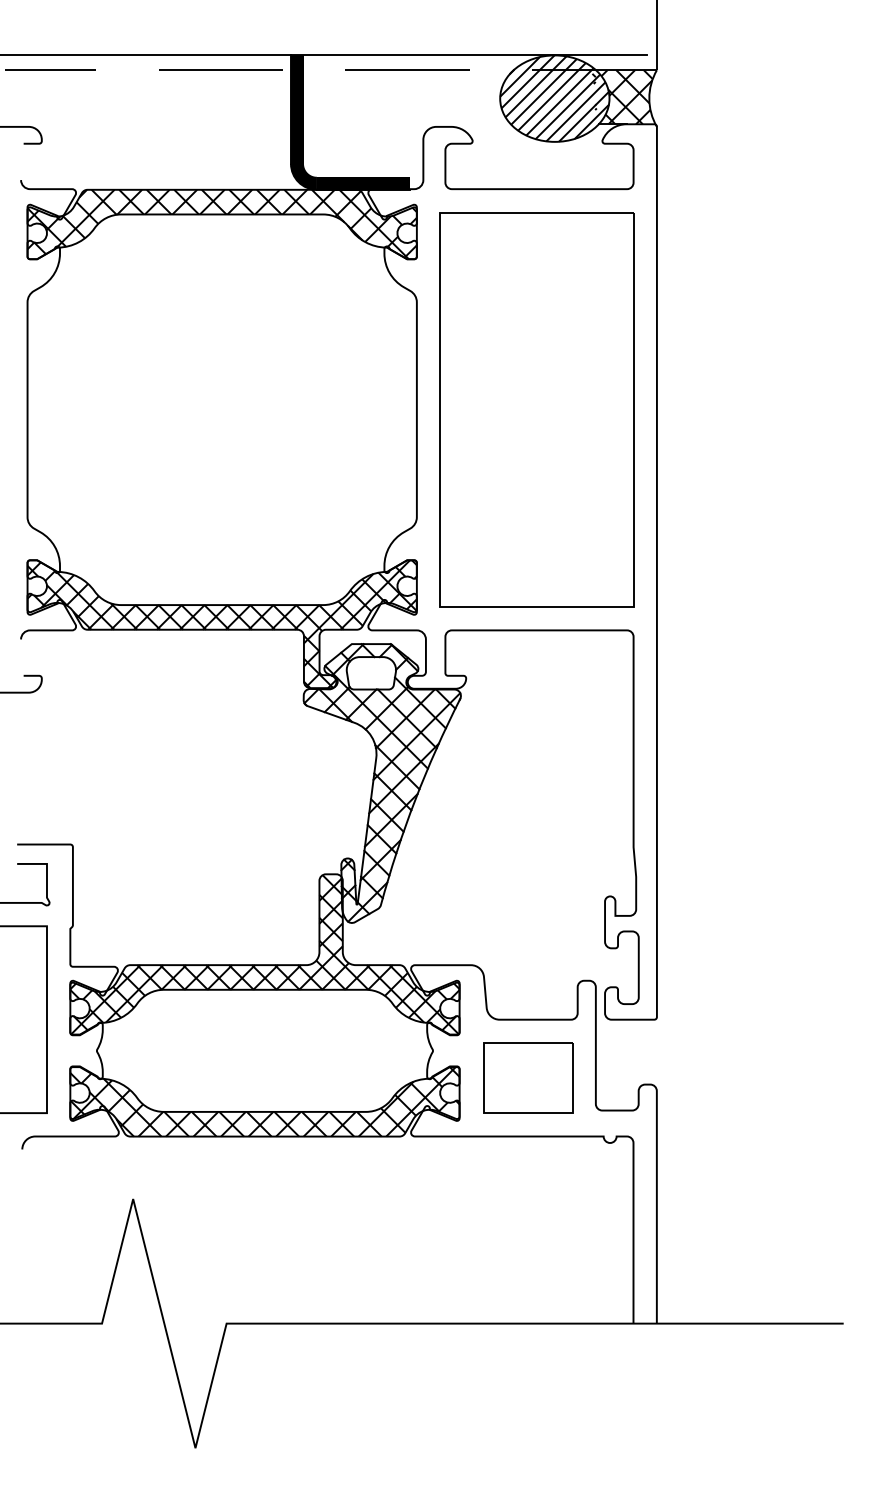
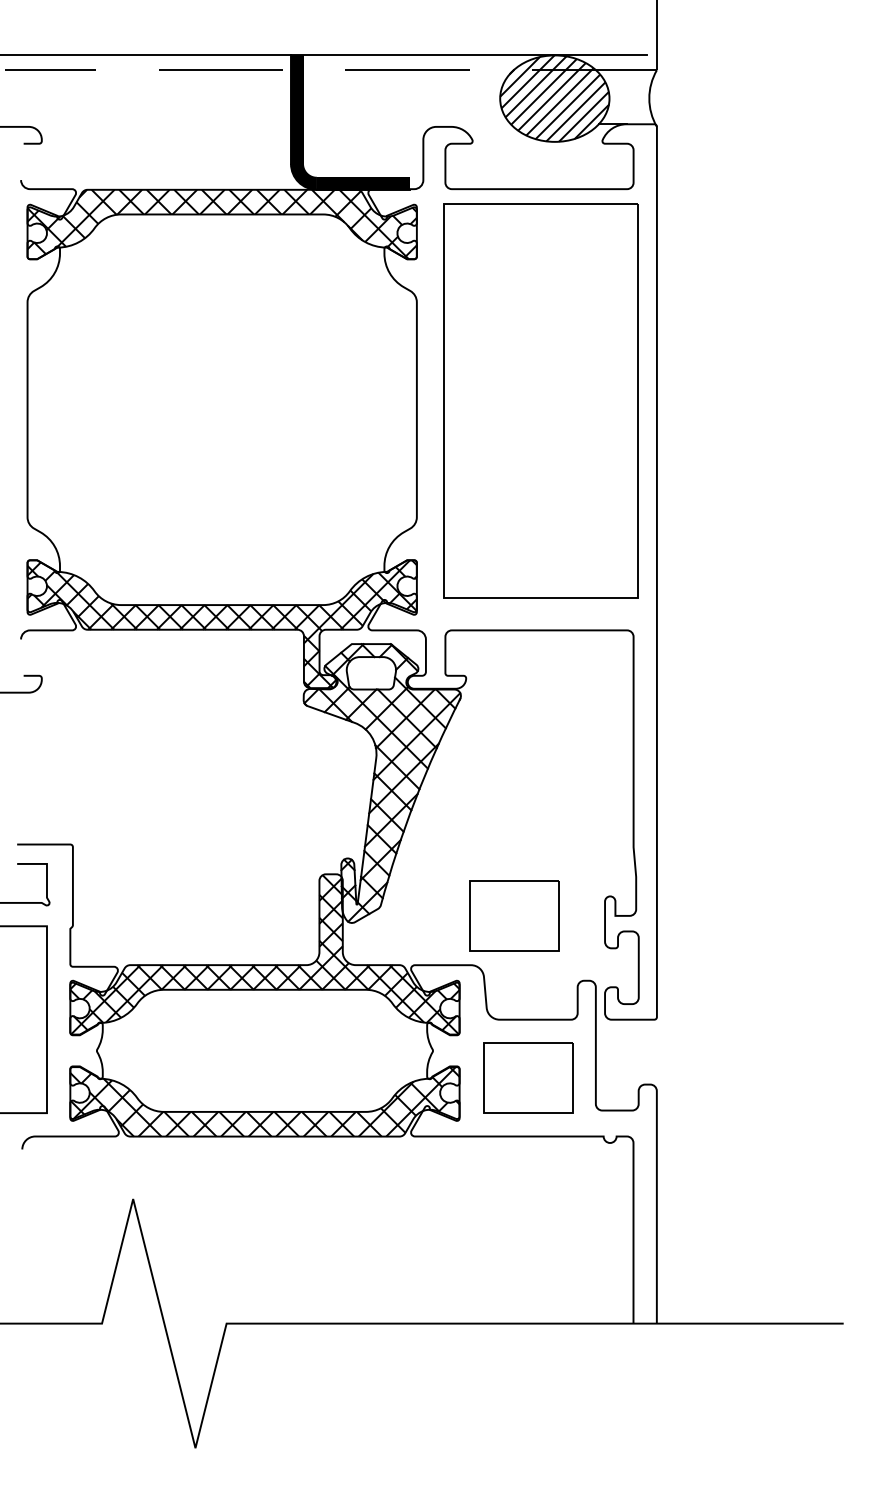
hatch: present -> none (622, 97)
part position: (536, 409) -> (540, 400) (540, 400)
part: none -> present (514, 915)
